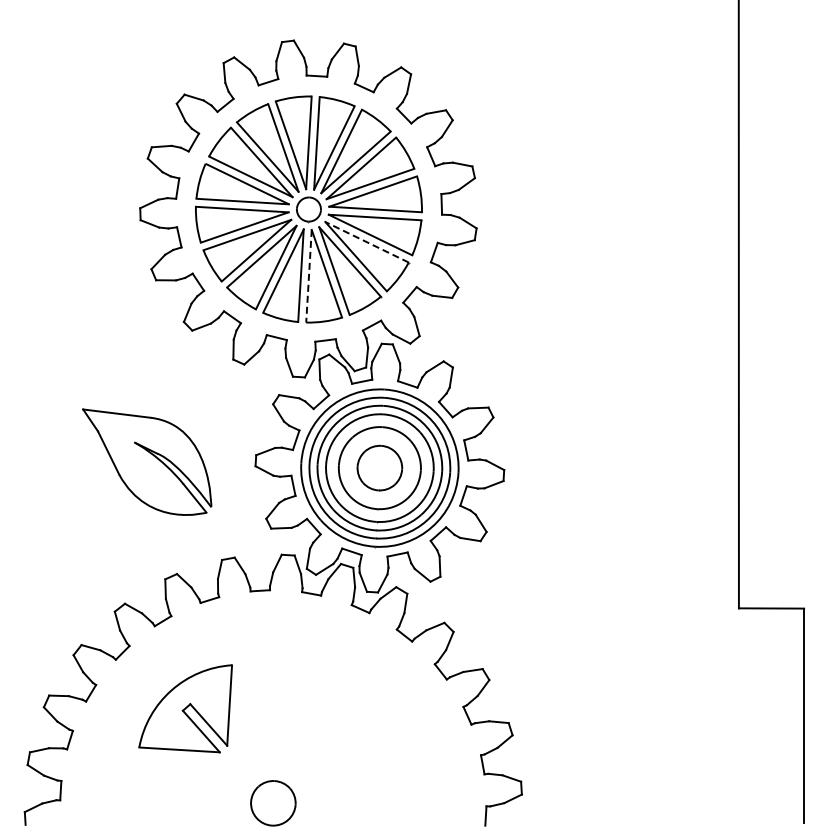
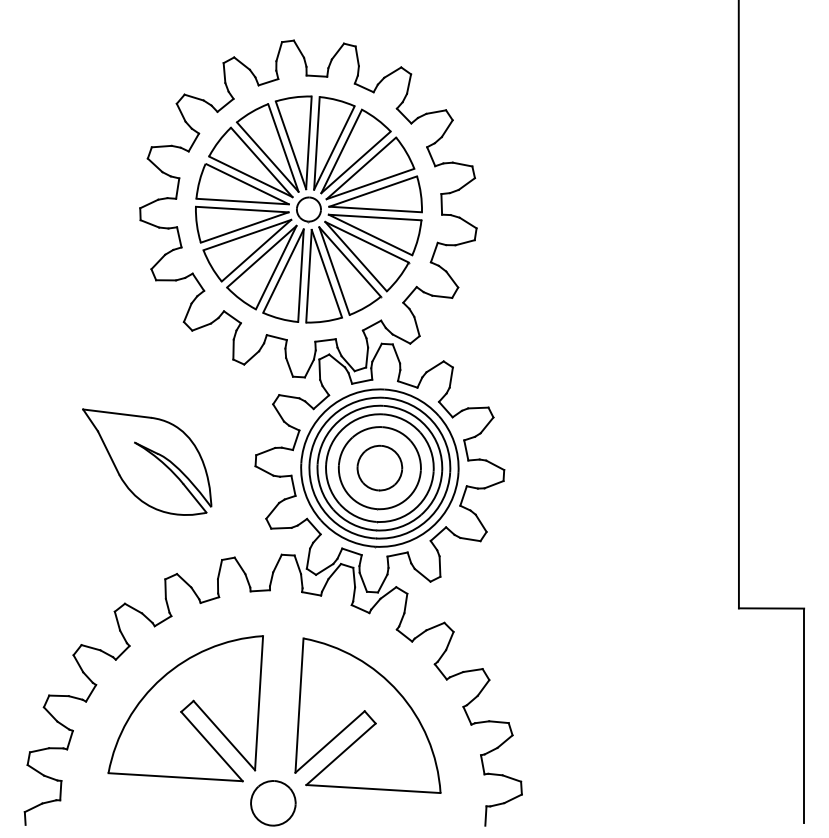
line: dashed -> solid (366, 242)
line: dashed -> solid (308, 276)
part size: 95x90 px -> 157x148 px (185, 708)
part: none -> present (367, 715)
